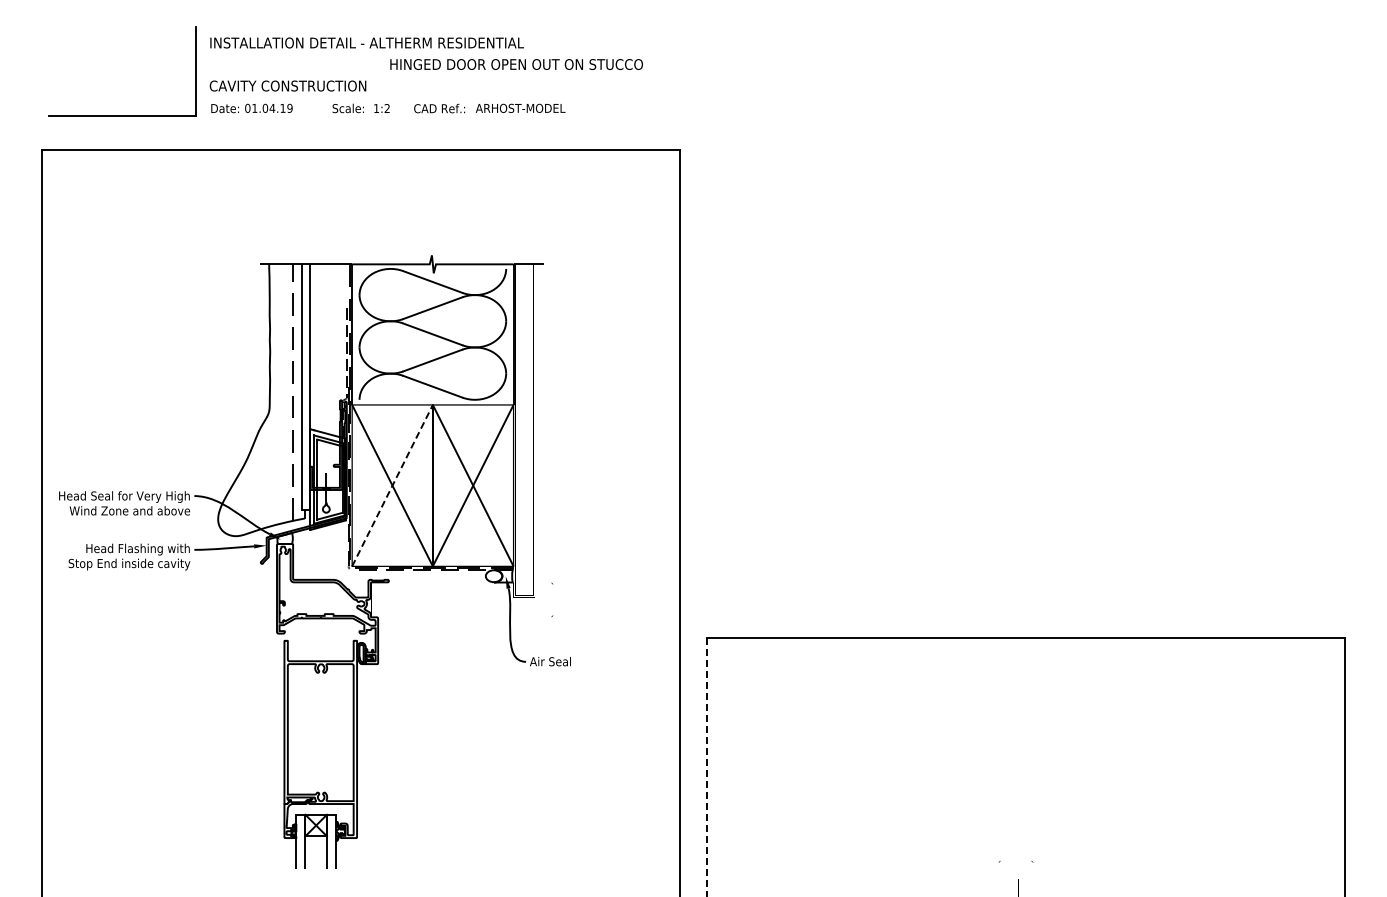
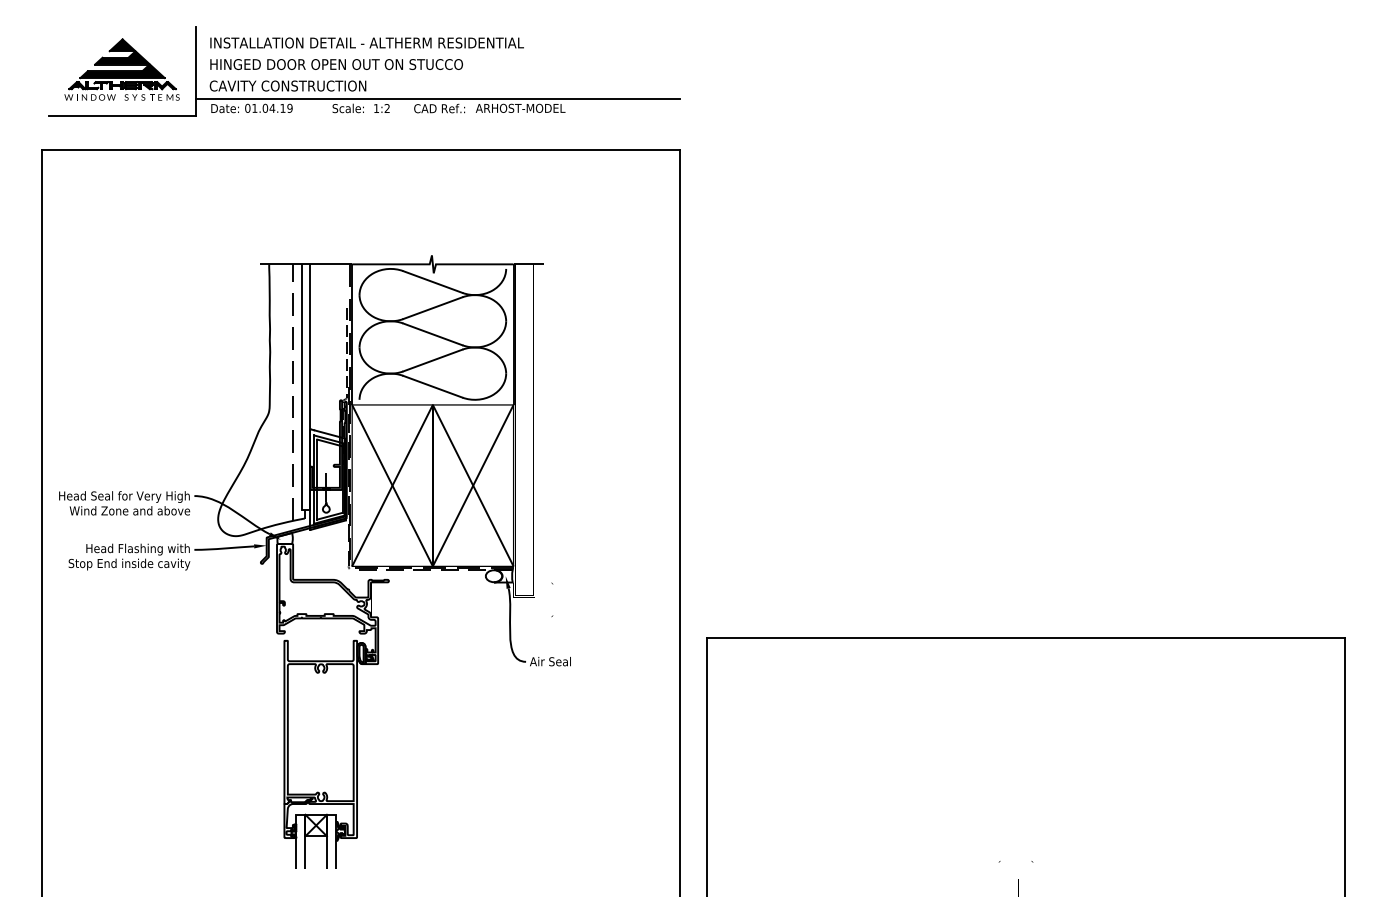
text position: (516, 64) -> (336, 64) (336, 64)
part: none -> present (121, 69)
line: none -> present (437, 98)
line: dashed -> solid (392, 485)
line: dashed -> solid (706, 767)
